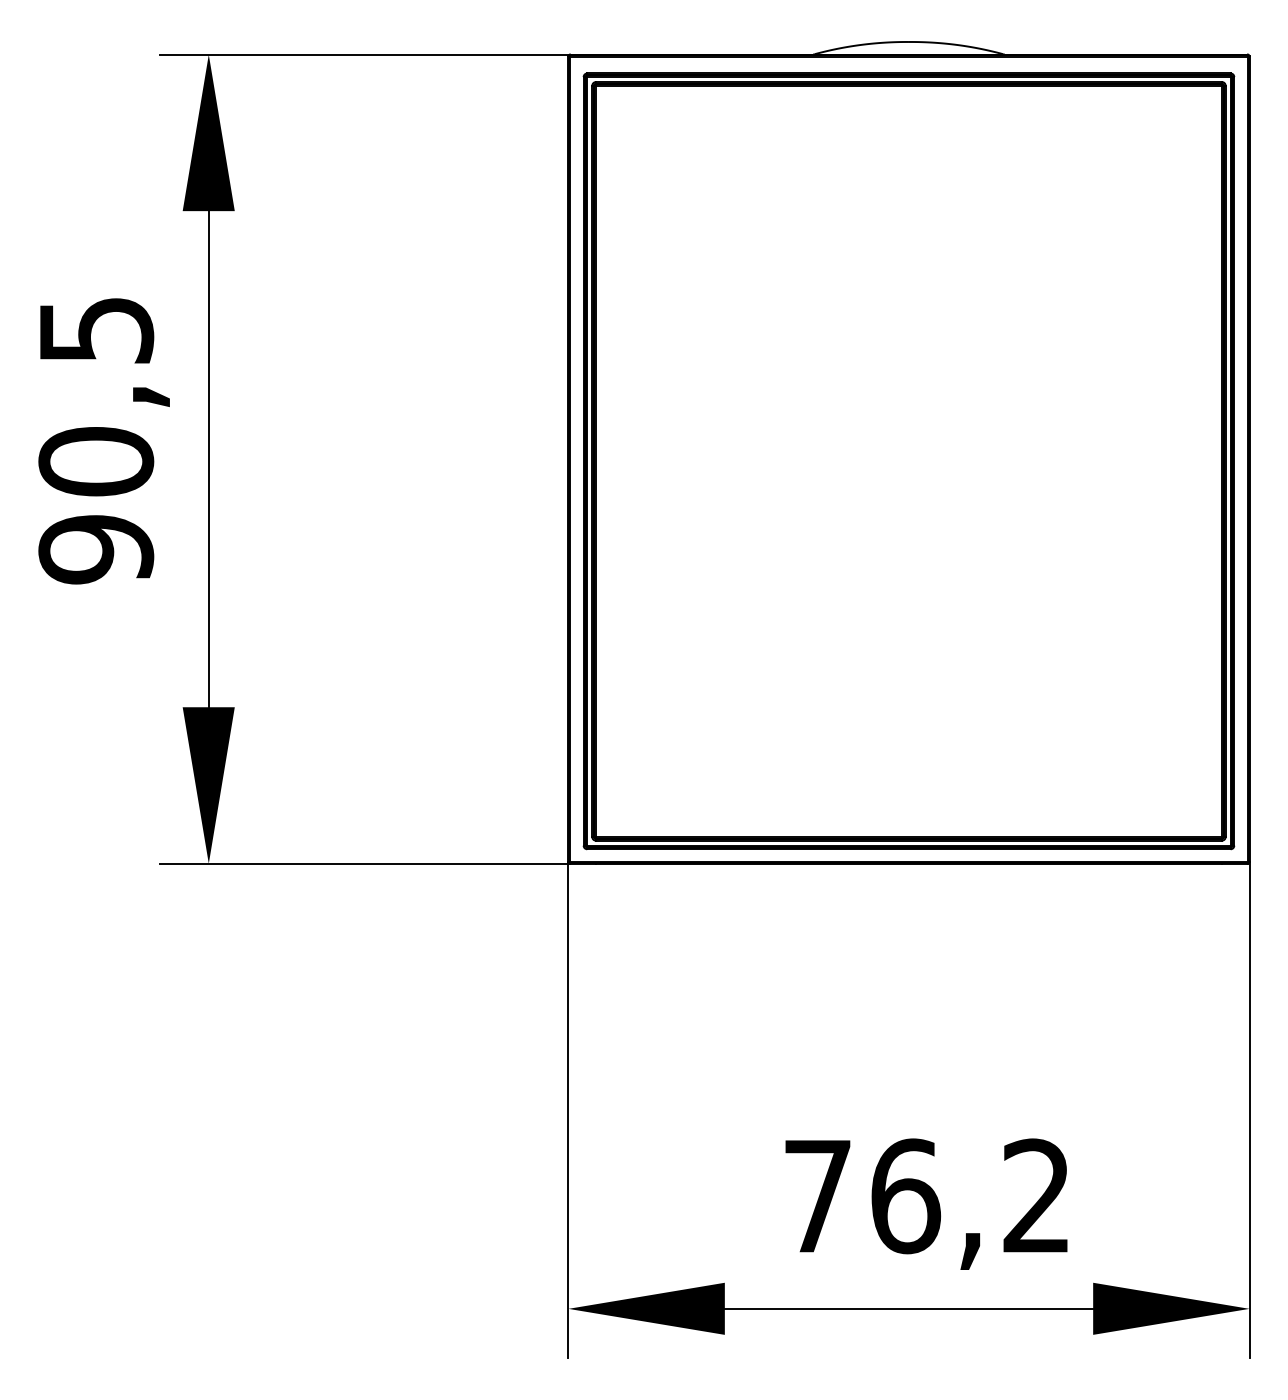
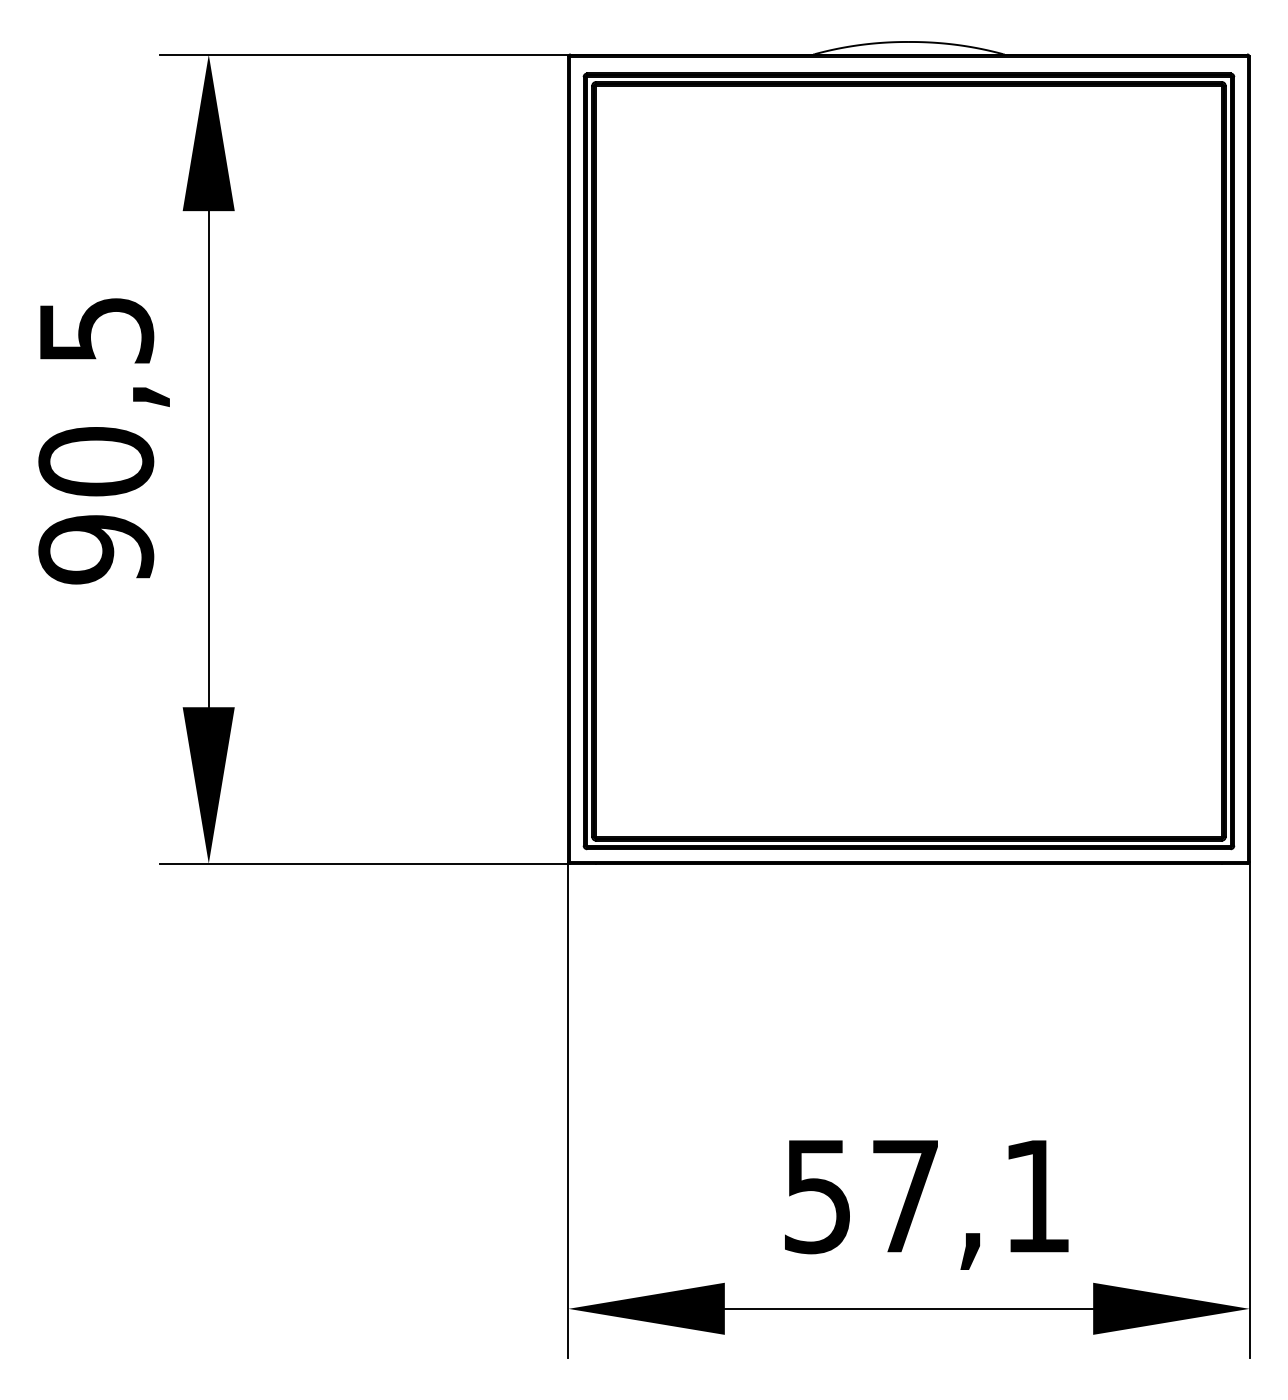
text: 76,2 -> 57,1 (926, 1196)
